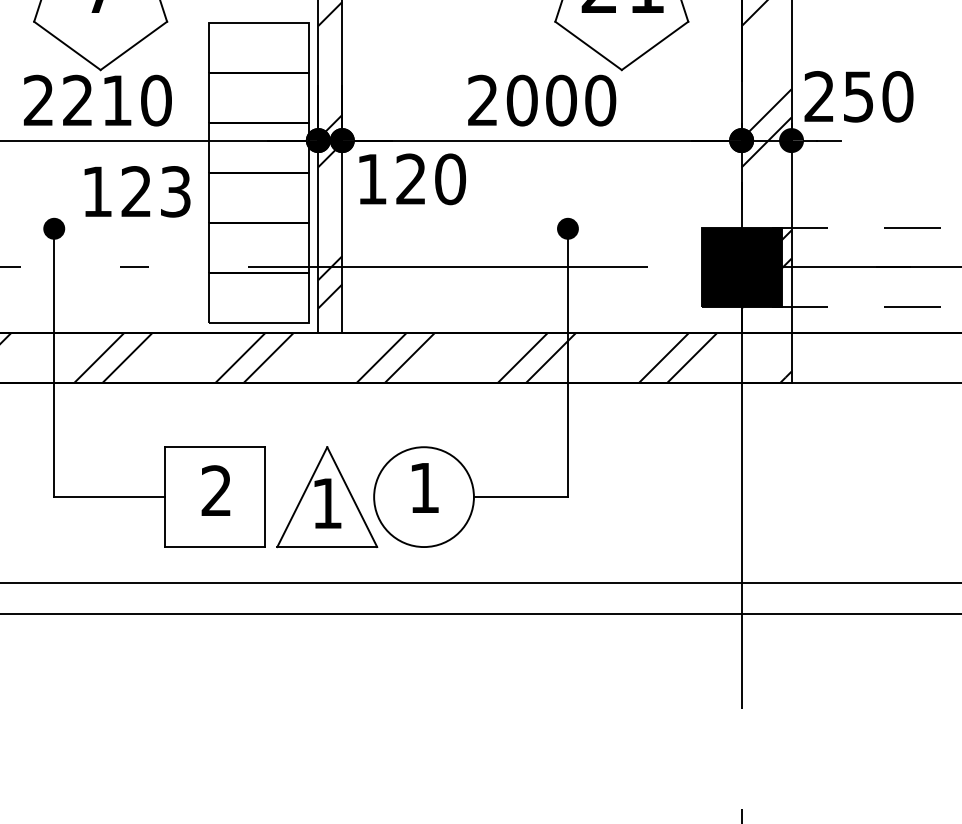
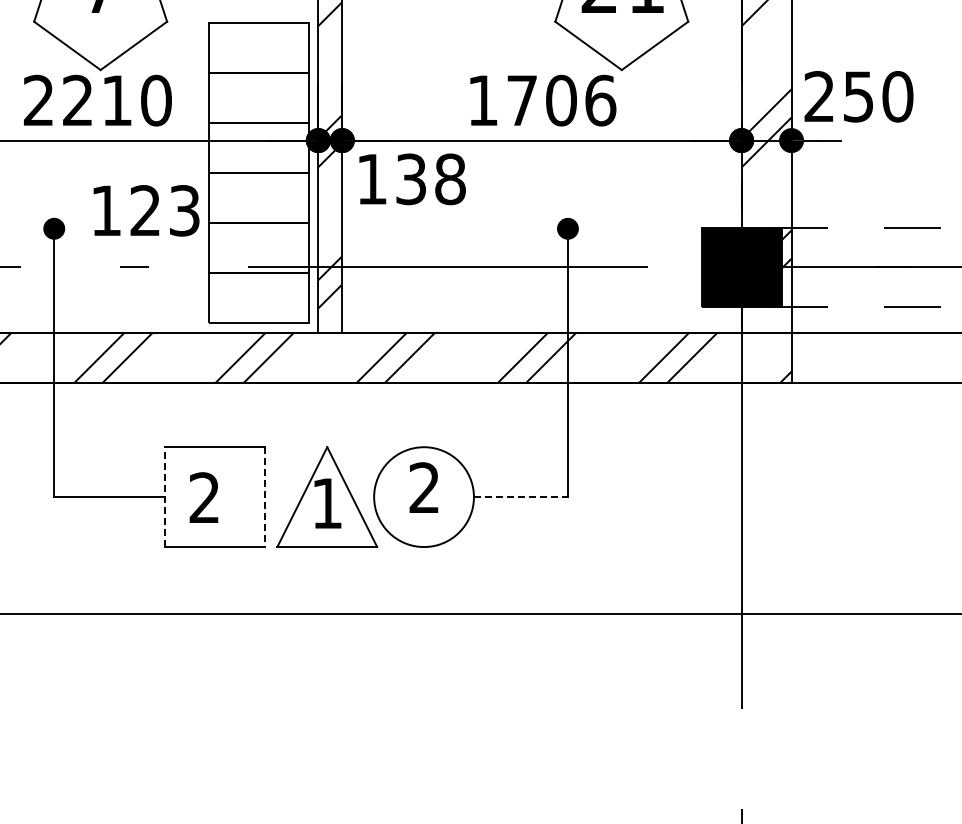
text: 2000 -> 1706 (542, 100)
text: 120 -> 138 (431, 179)
text position: (137, 191) -> (146, 210) (146, 210)
text: 1 -> 2 (423, 487)
text position: (215, 490) -> (203, 497) (203, 497)
line: solid -> dashed (165, 497)
line: solid -> dashed (265, 497)
line: solid -> dashed (520, 497)
line: present -> none (480, 582)
